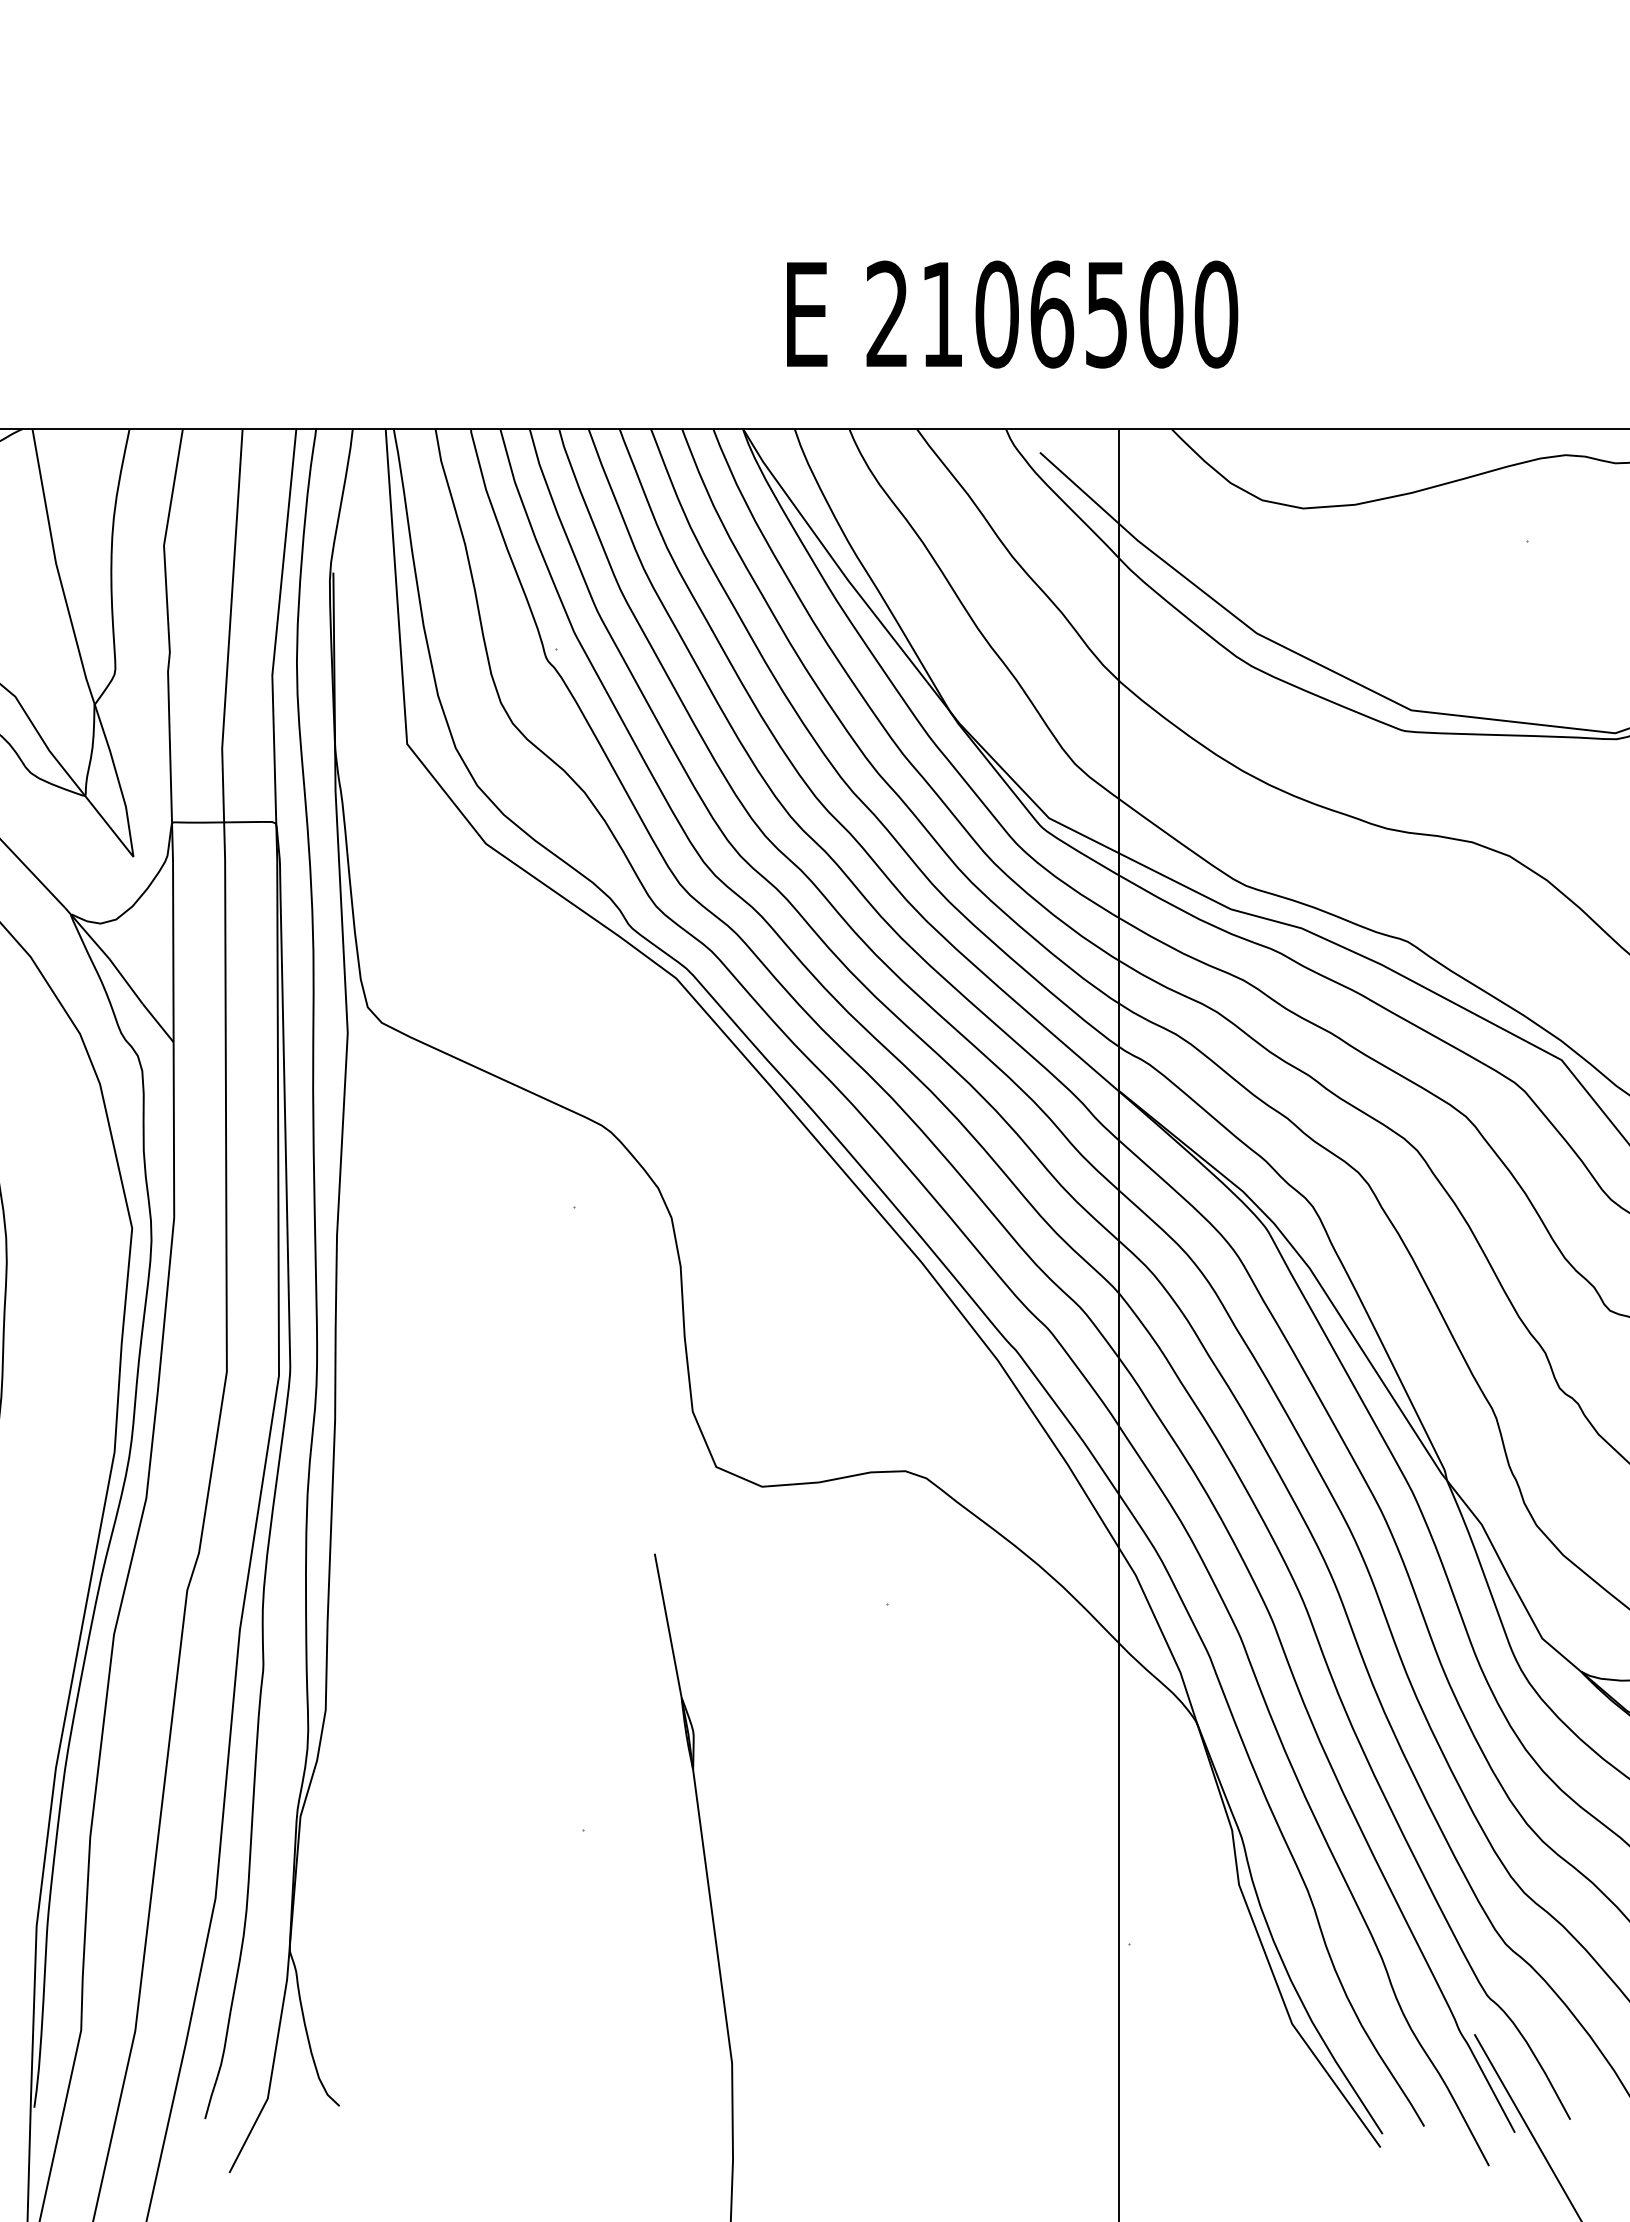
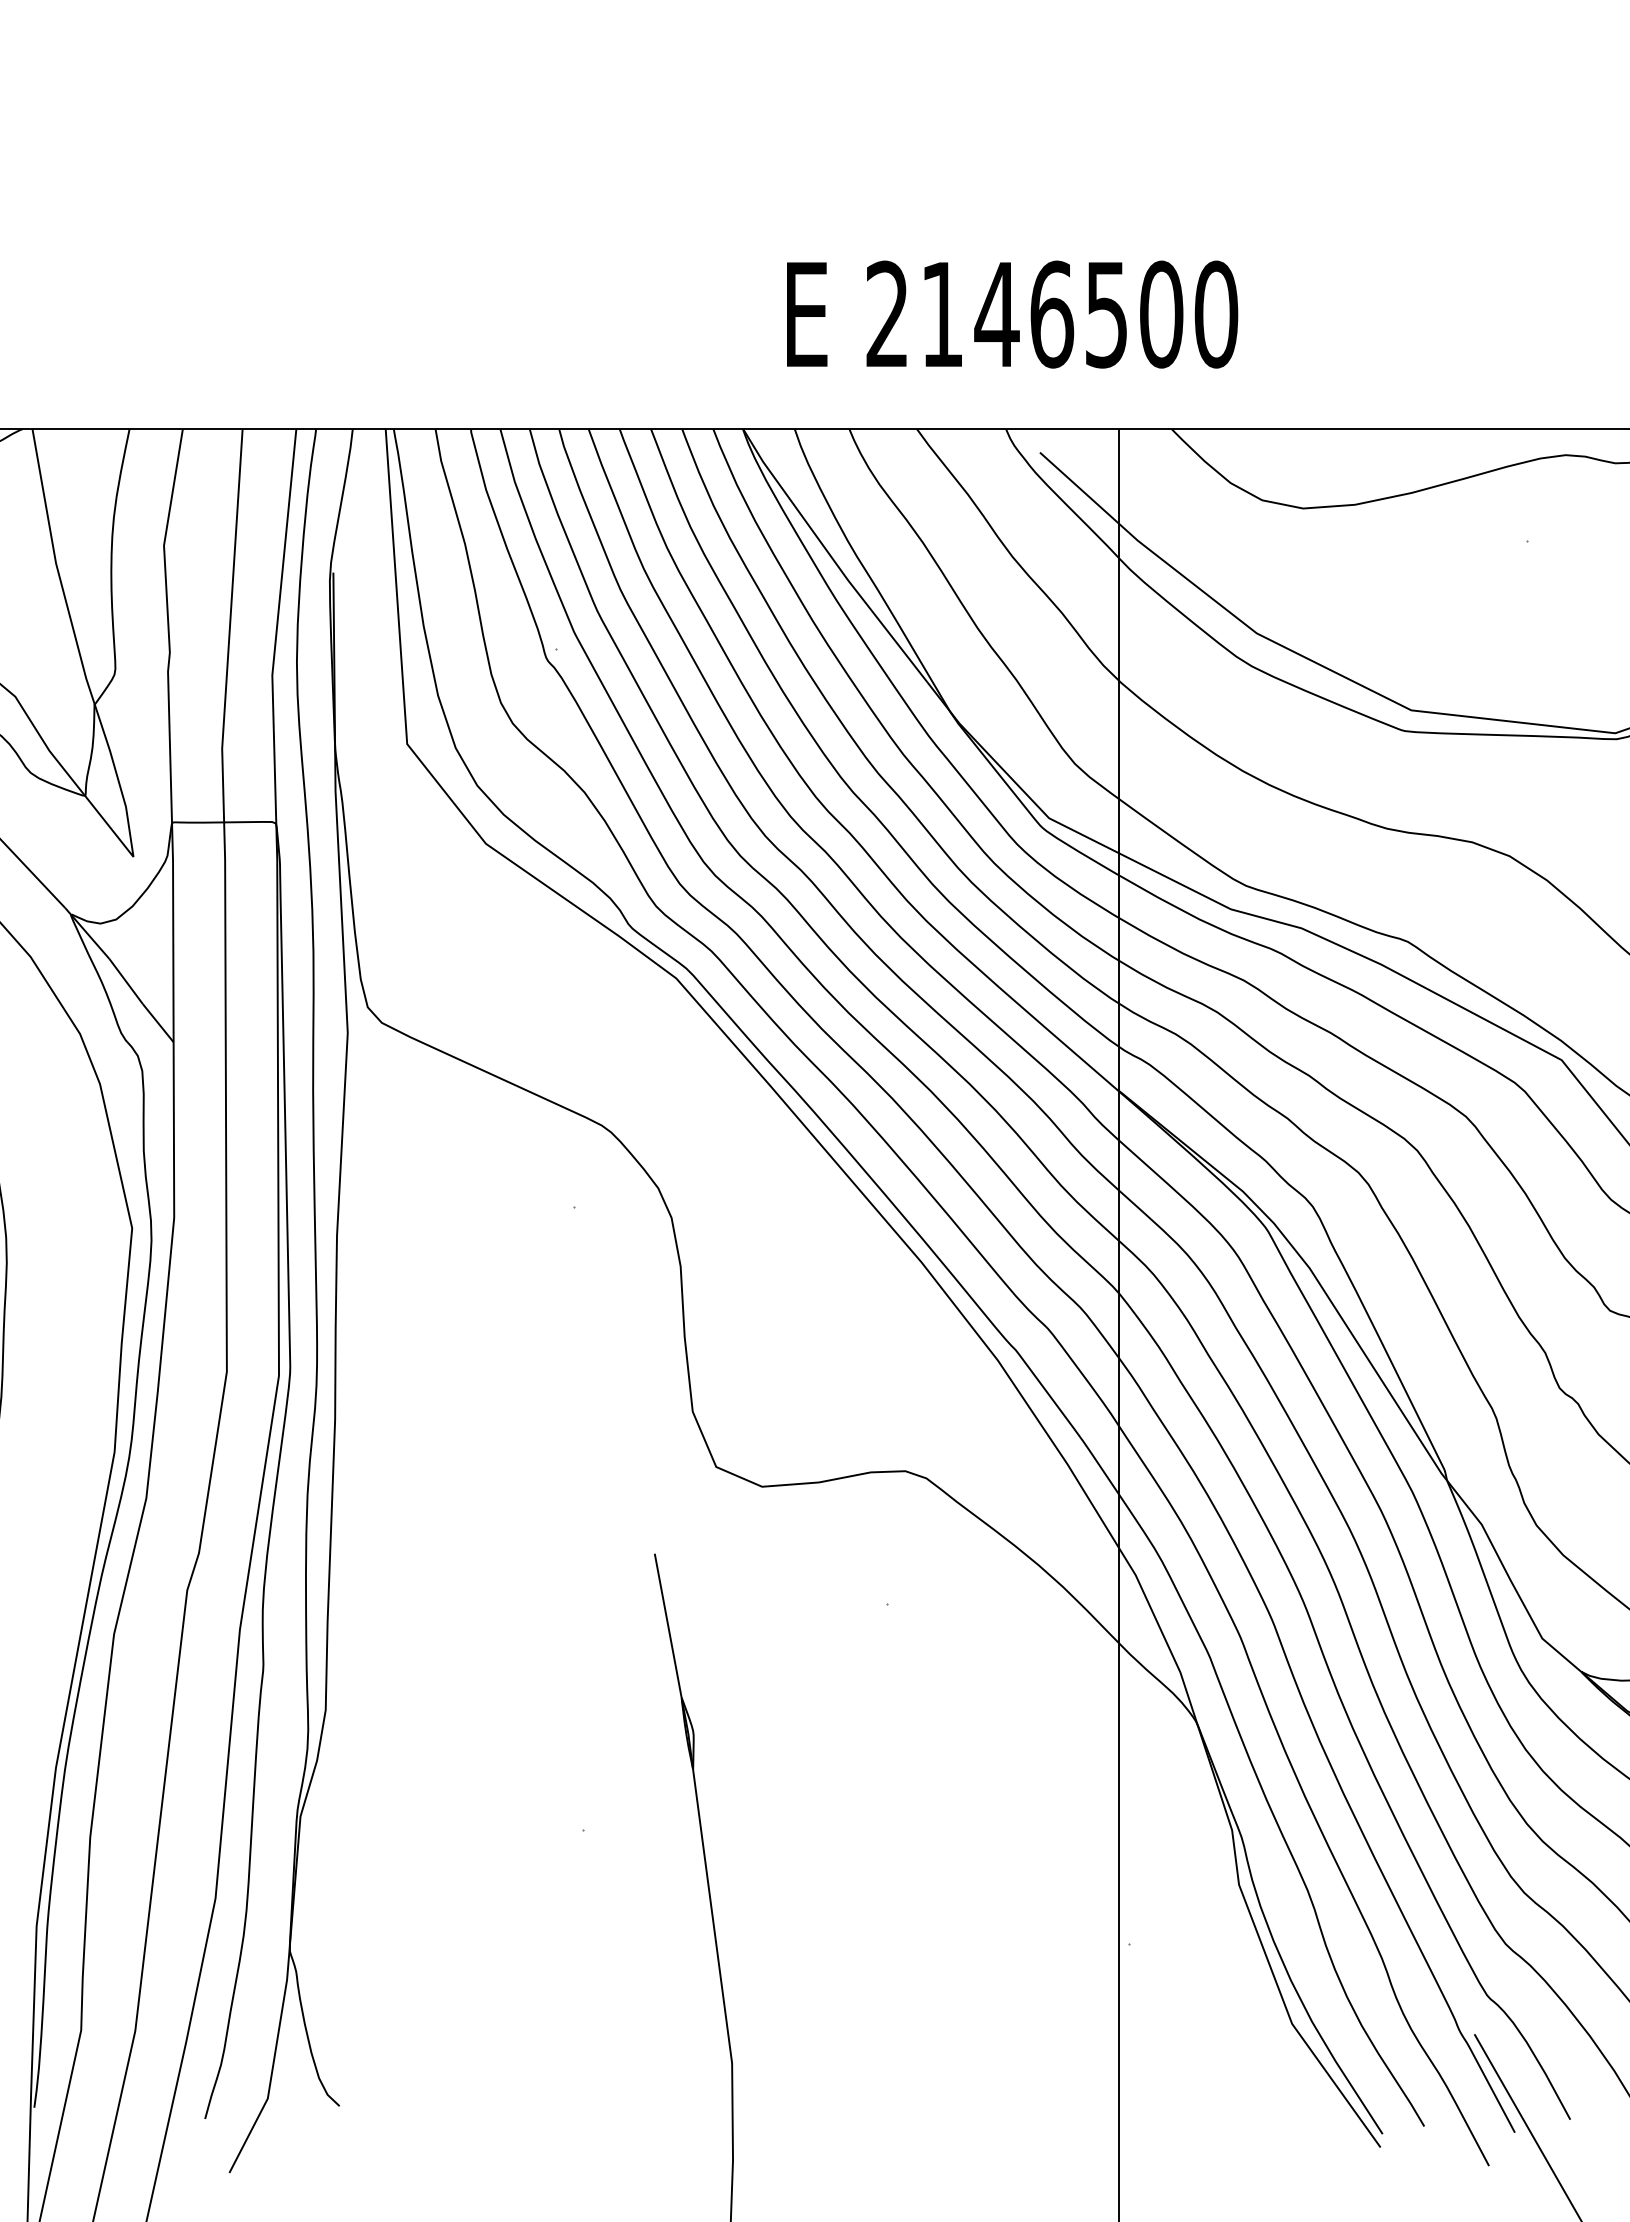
text: 2106500 -> 2146500 (996, 314)
